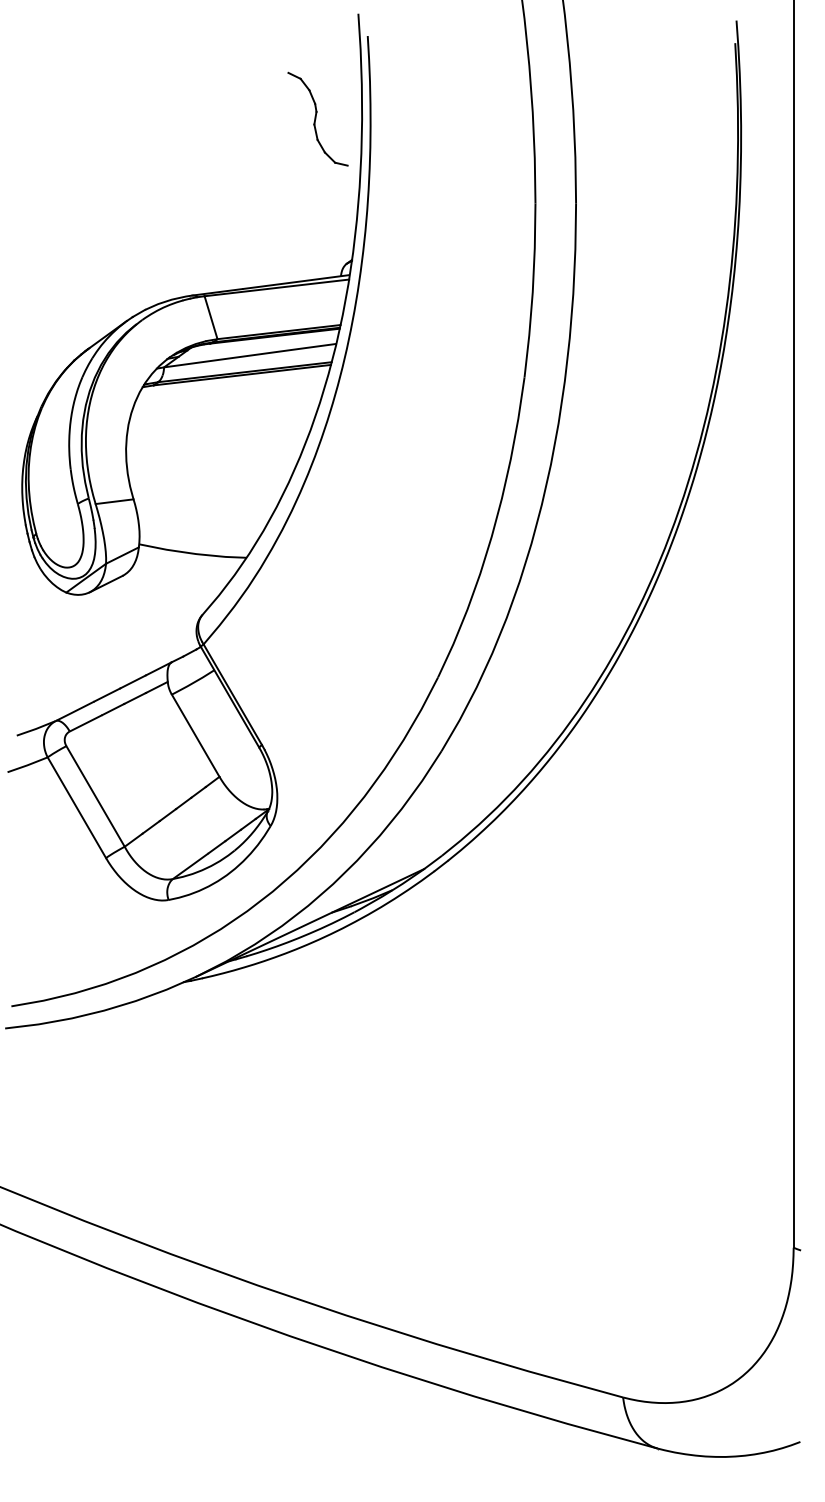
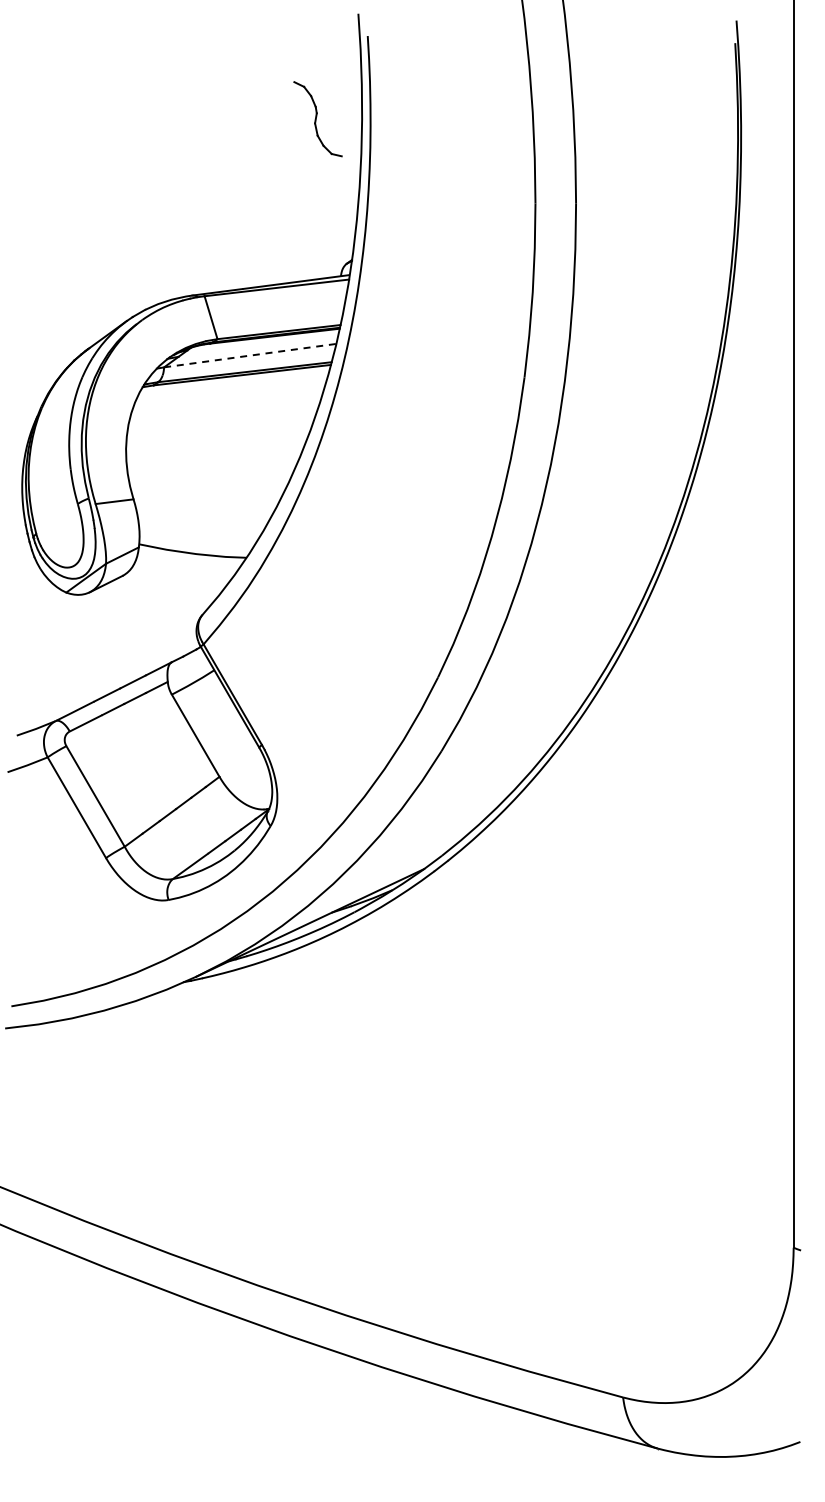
part size: 62x96 px -> 50x77 px (317, 119)
line: solid -> dashed (250, 355)
